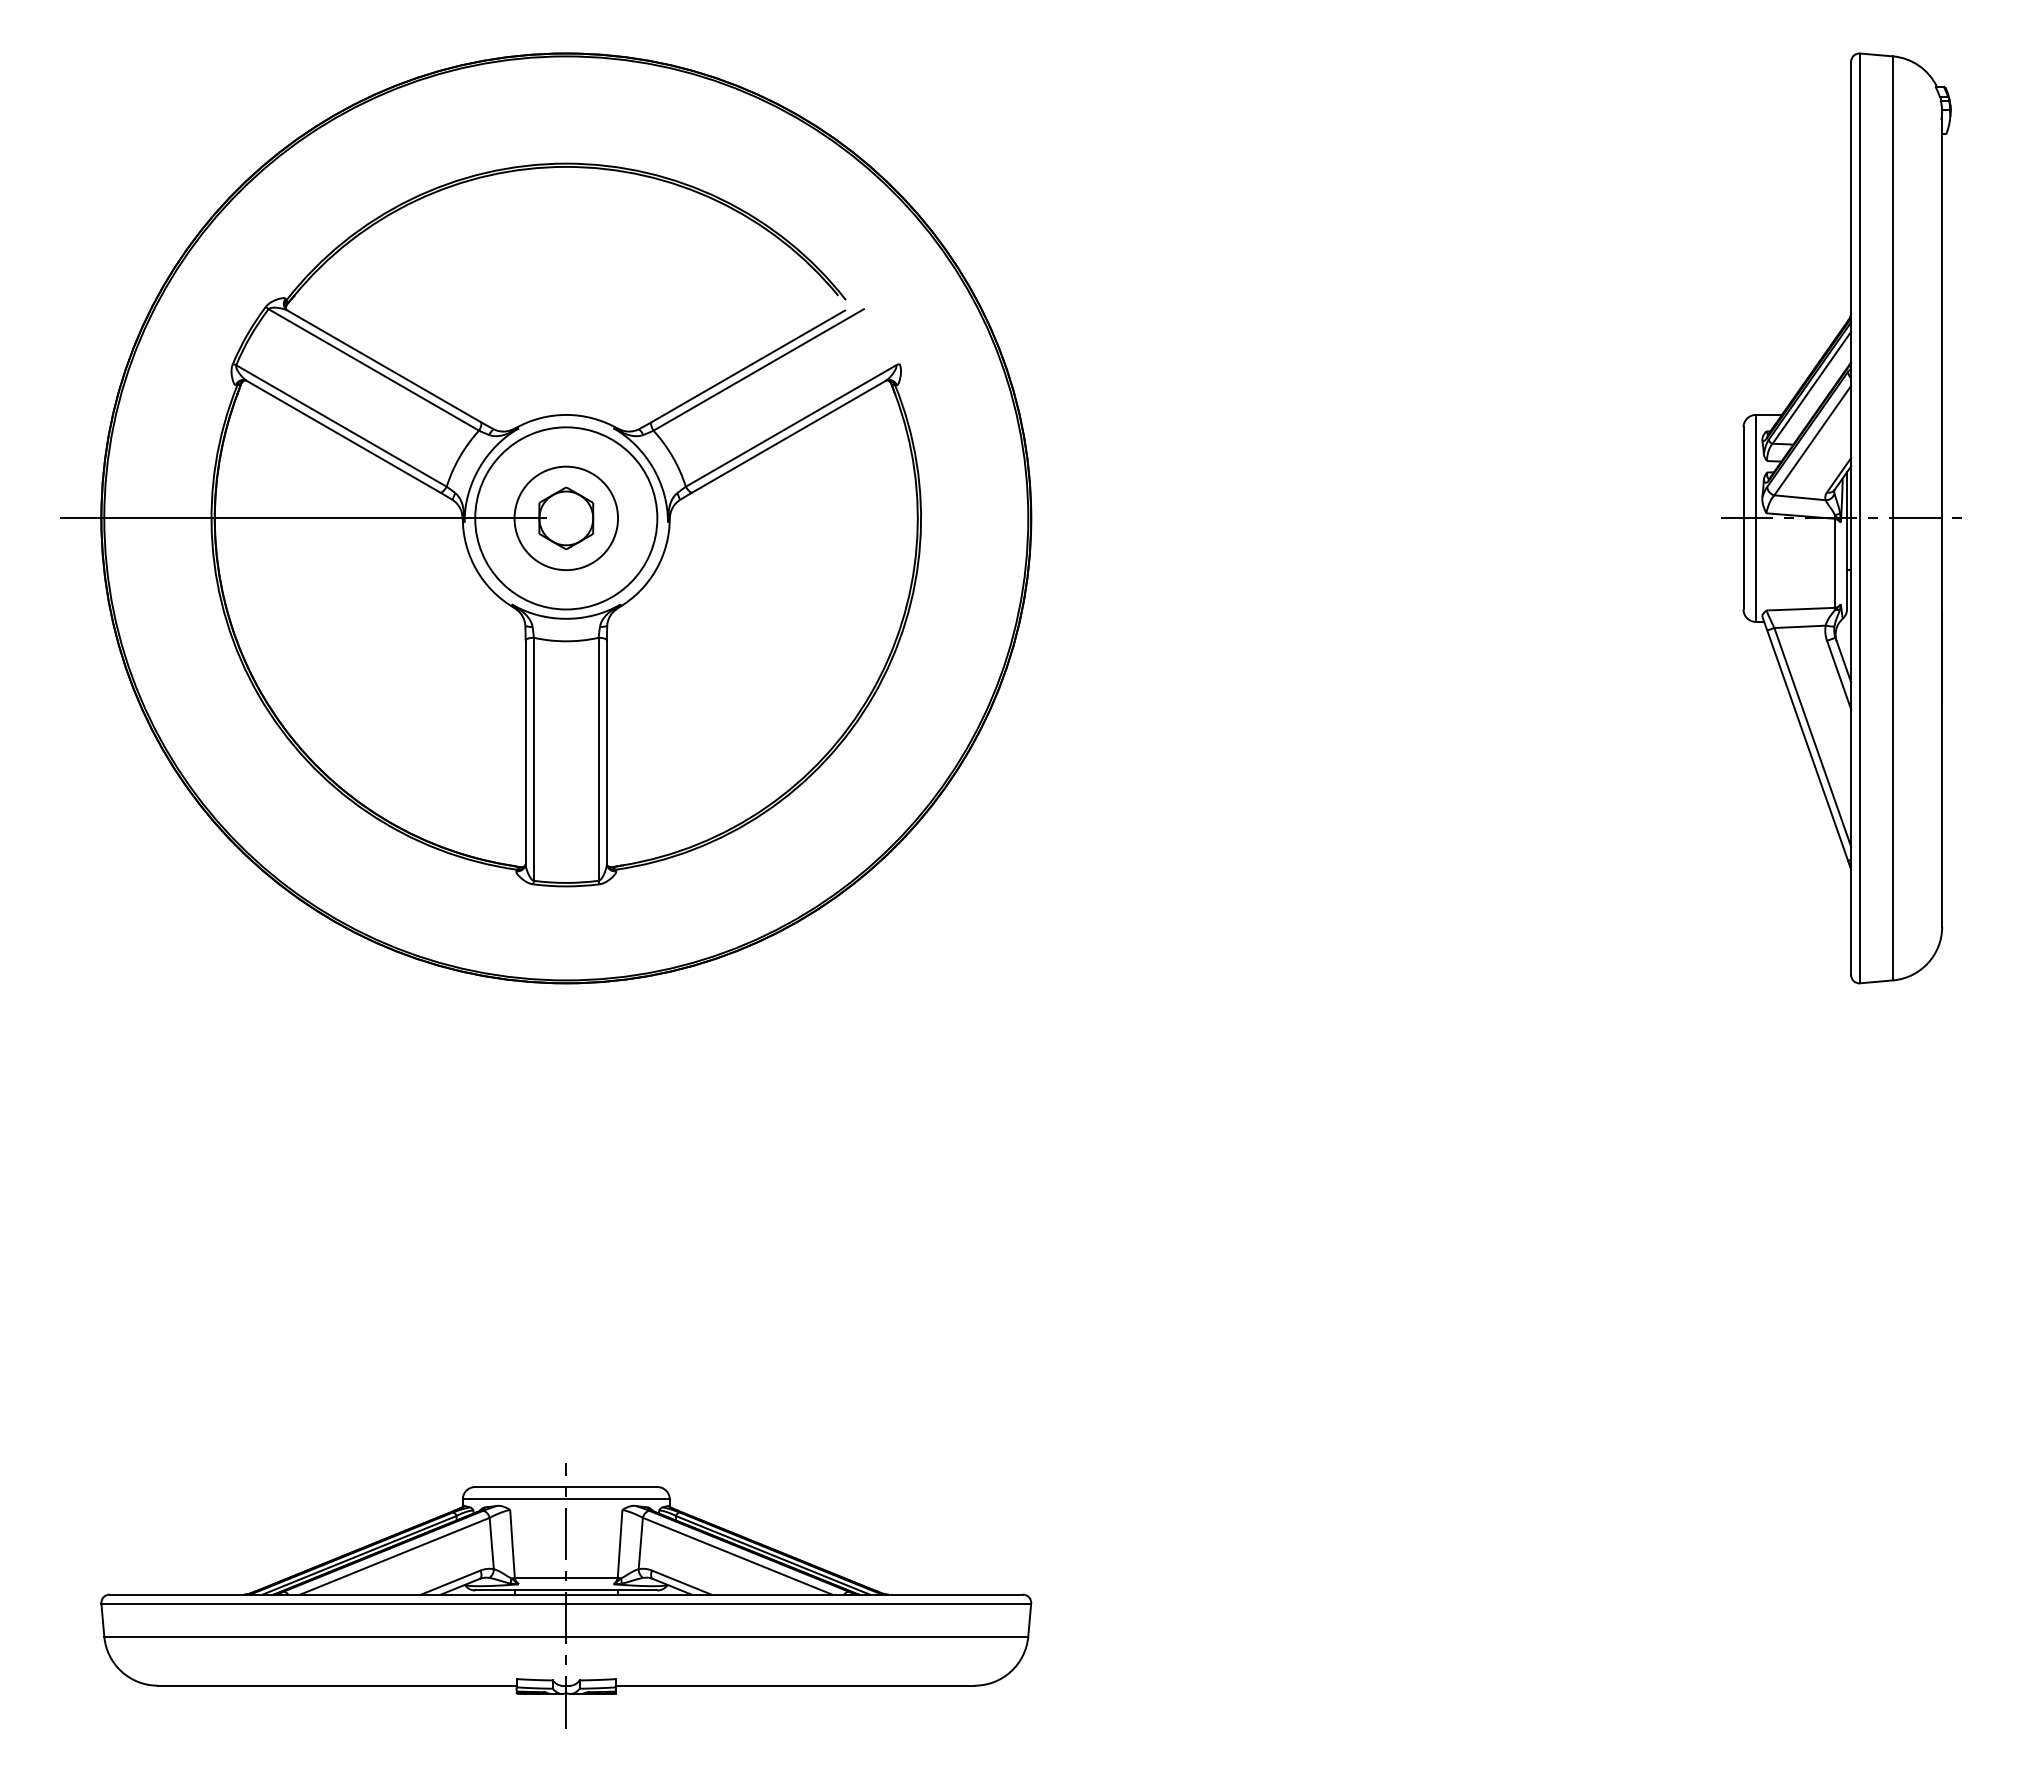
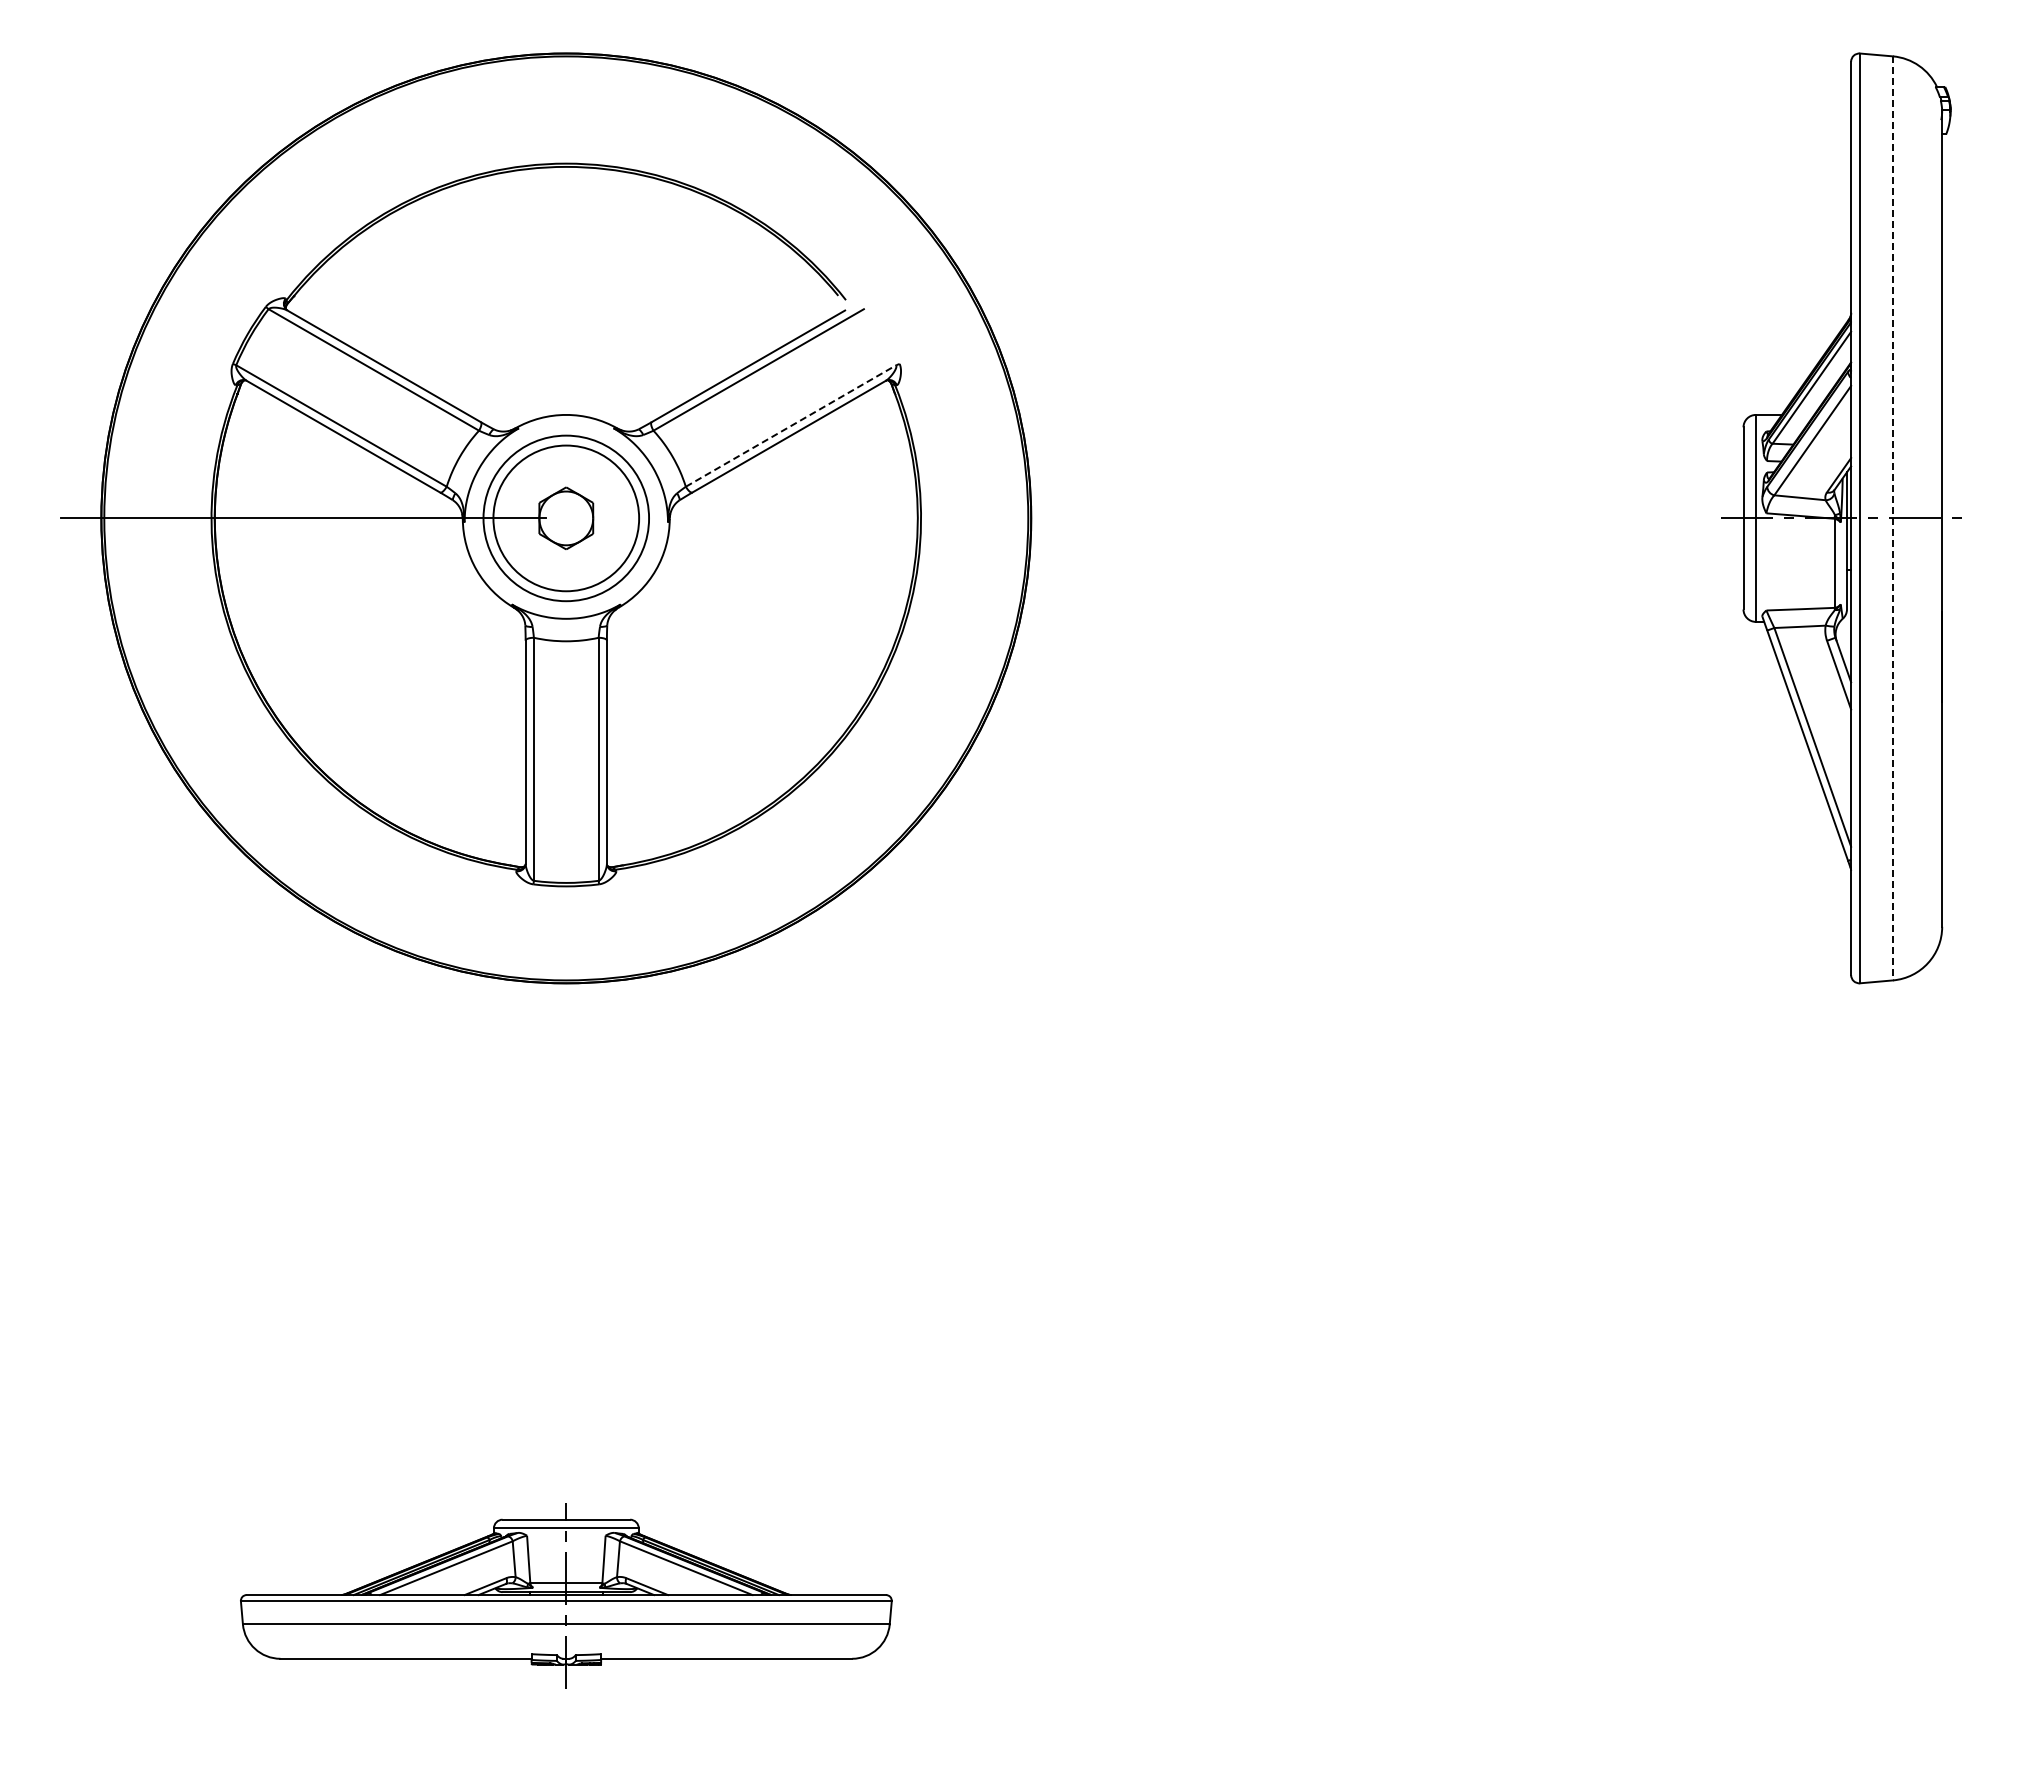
line: solid -> dashed (791, 426)
circle diameter: 103 px -> 166 px (566, 518)
circle diameter: 182 px -> 146 px (566, 518)
line: solid -> dashed (1893, 518)
part size: 933x266 px -> 653x186 px (566, 1595)
